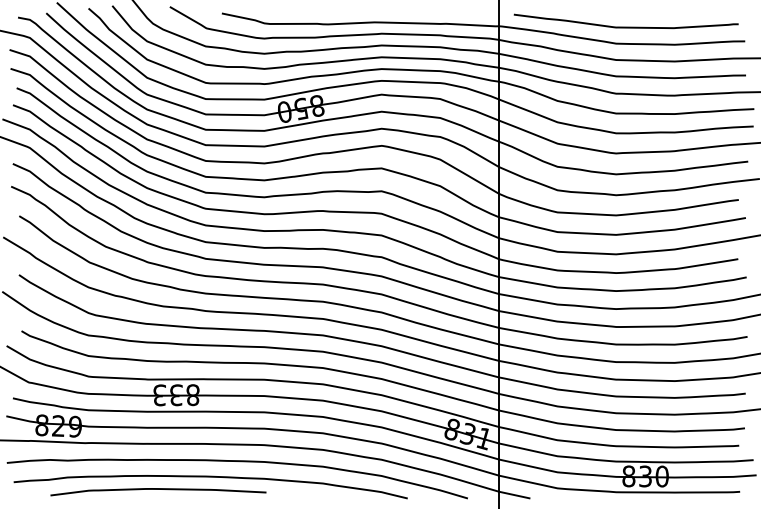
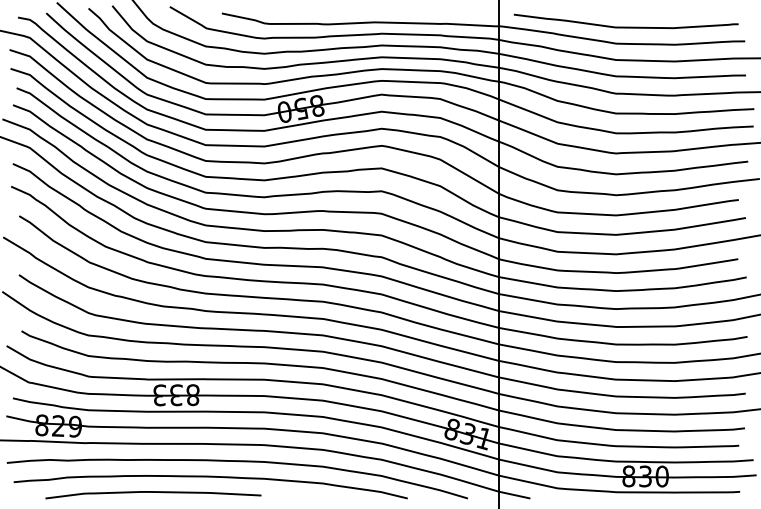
curve position: (158, 489) -> (153, 492) (153, 492)
